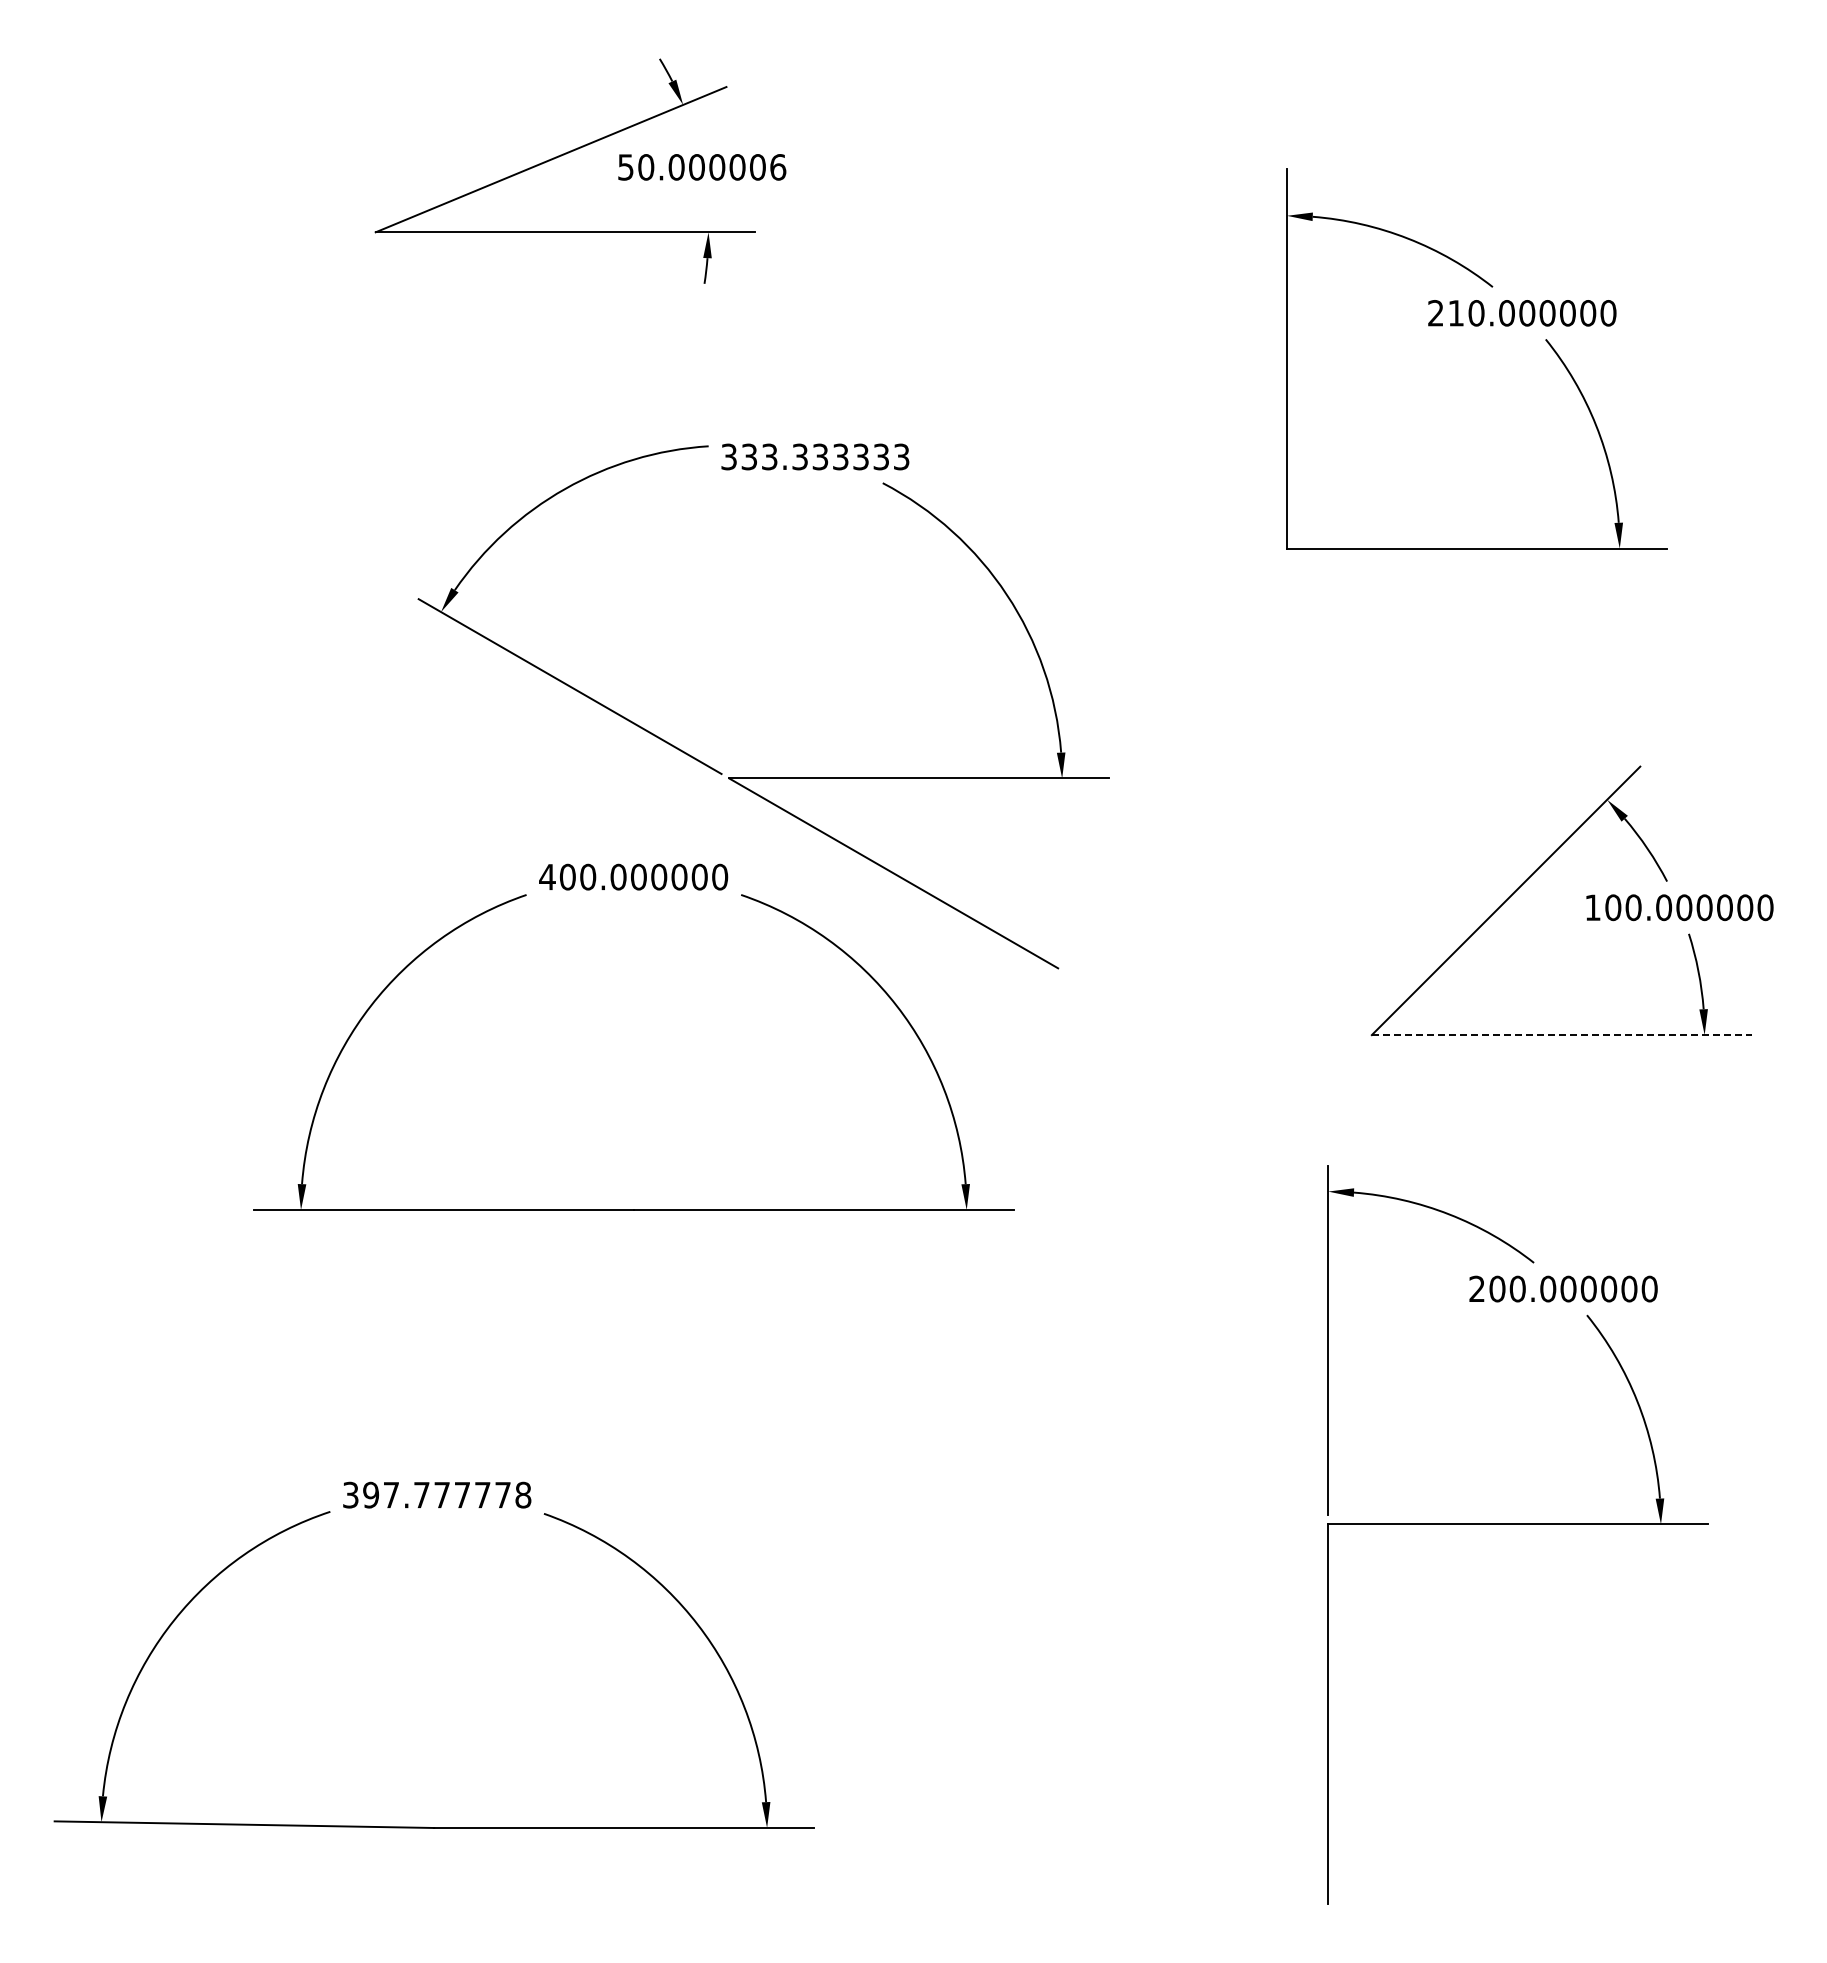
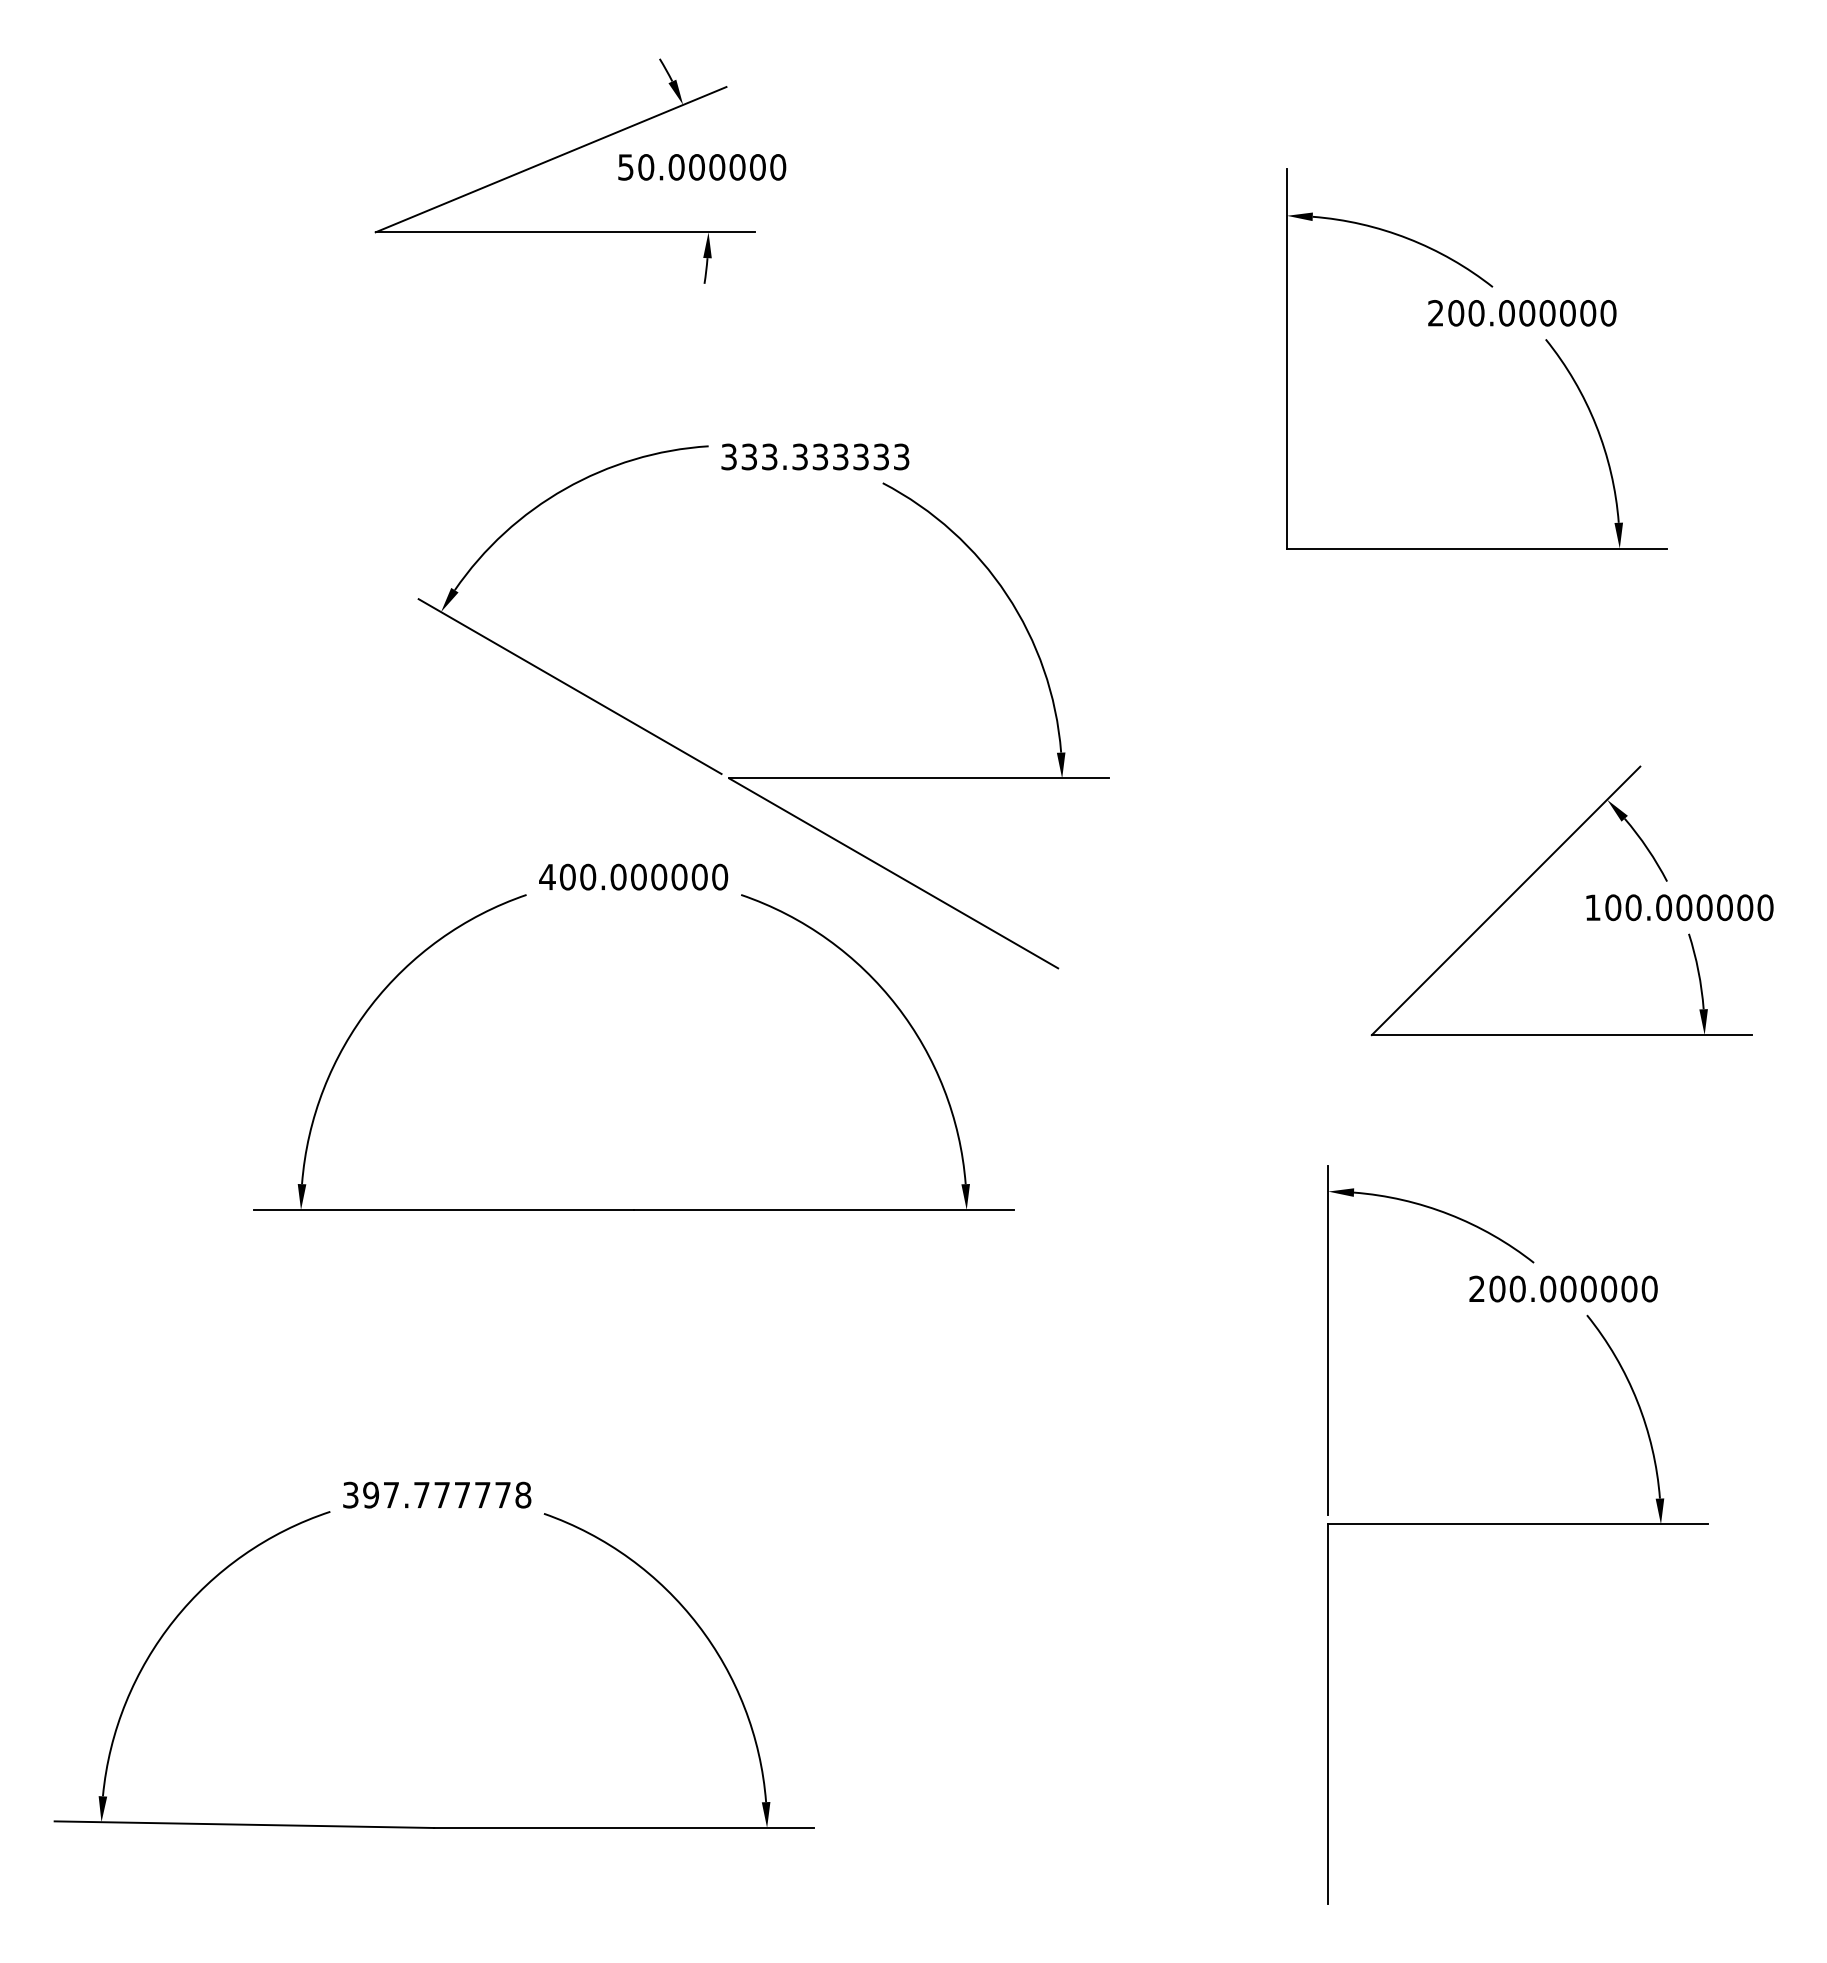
text: 50.000006 -> 50.000000 (778, 167)
text: 210.000000 -> 200.000000 (1456, 313)
line: dashed -> solid (1561, 1035)
